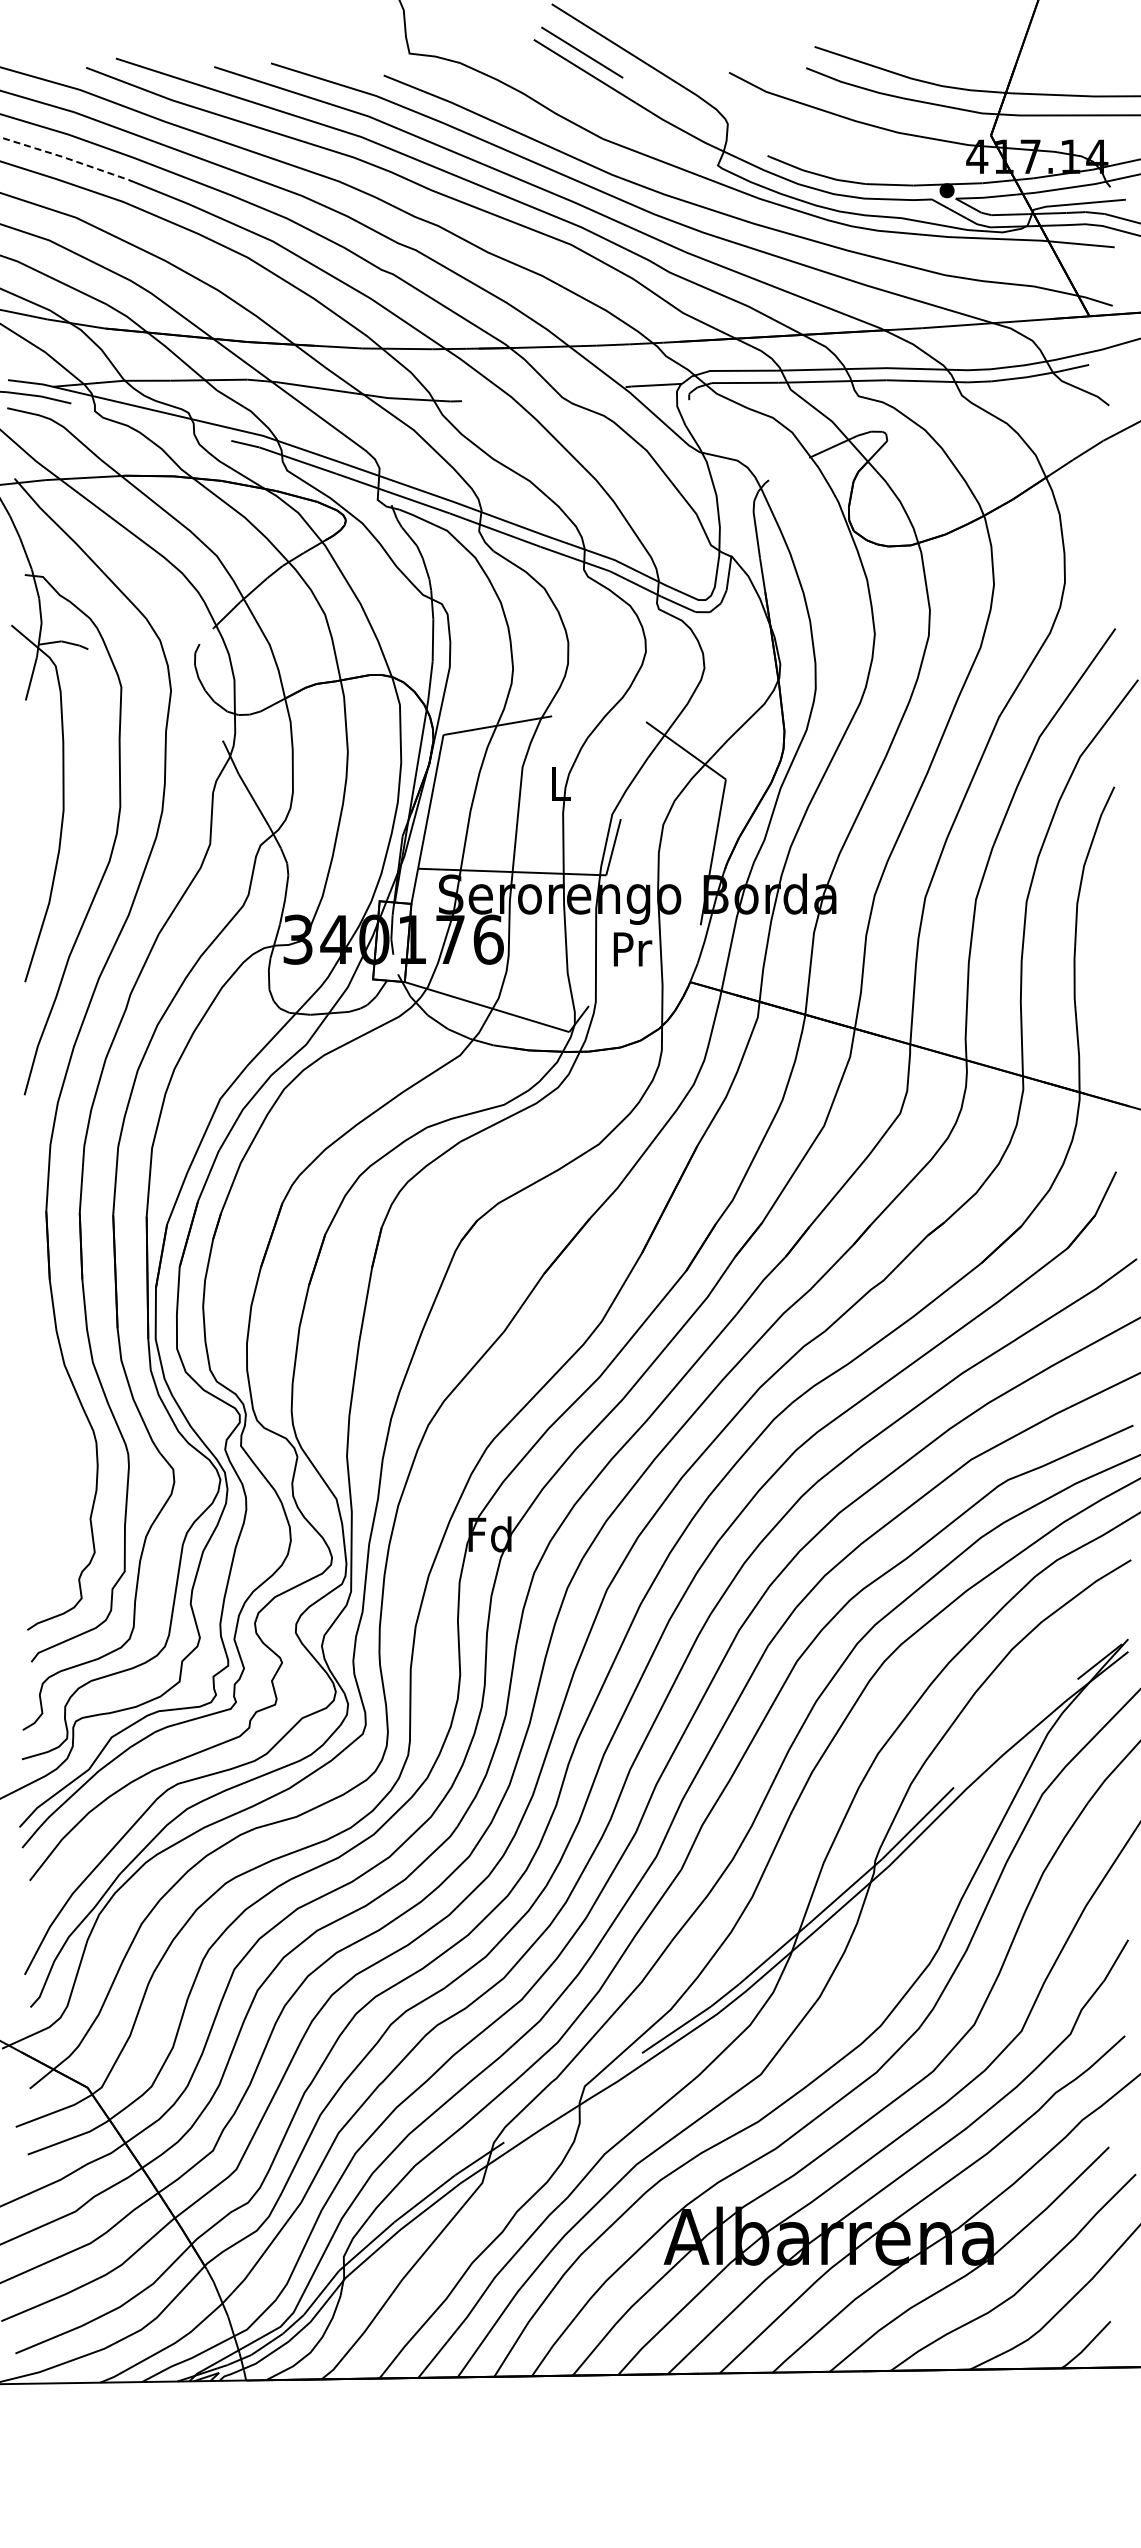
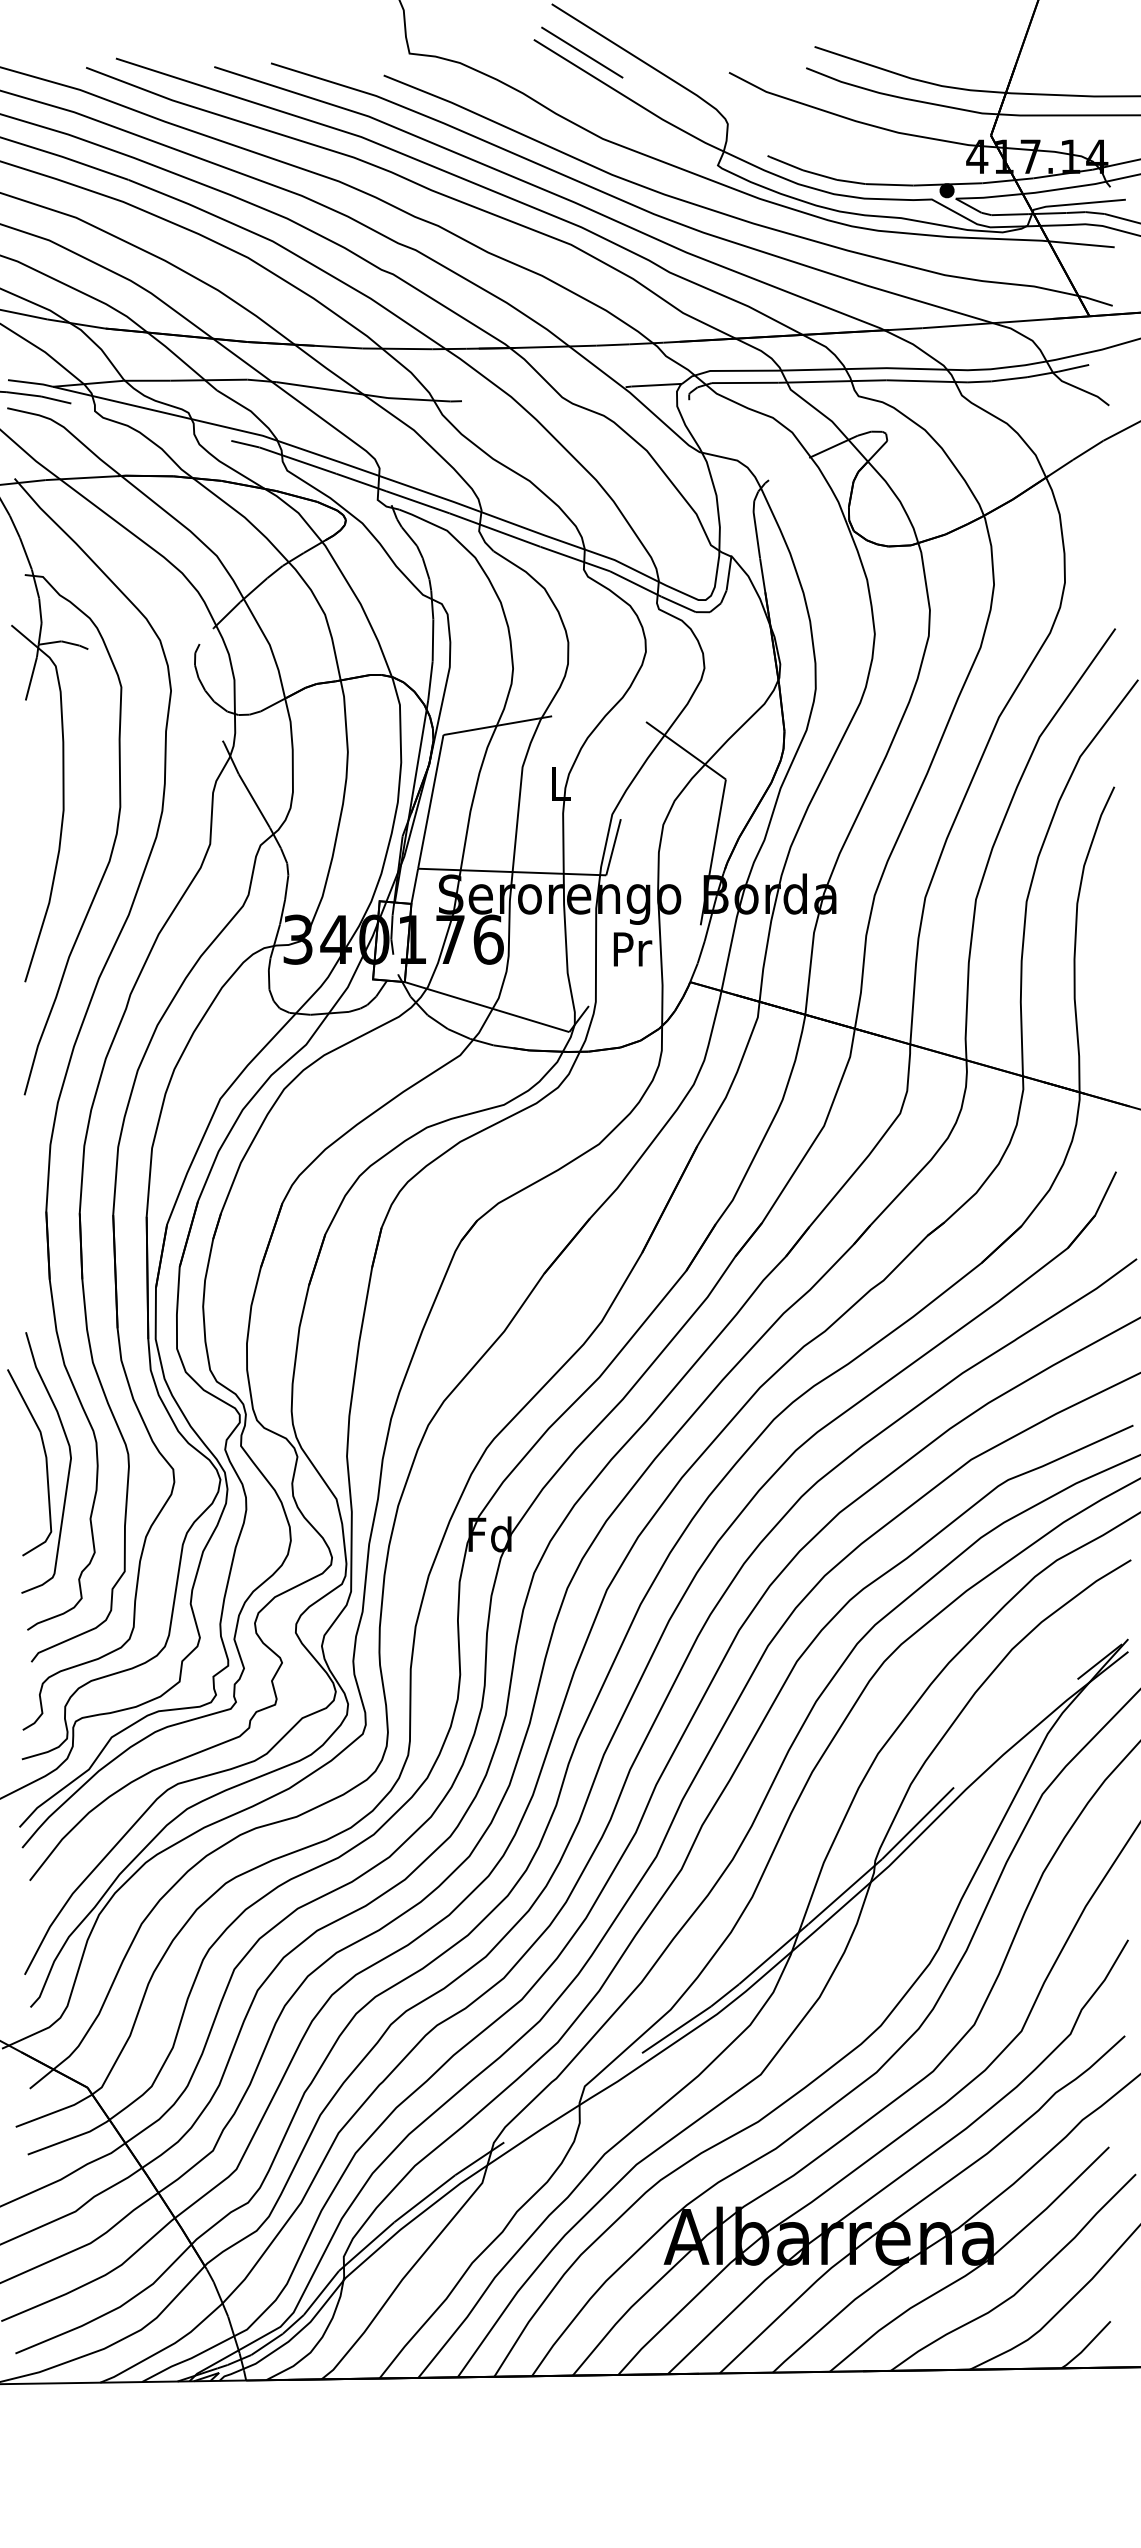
line: dashed -> solid (65, 157)
part: none -> present (39, 1462)
